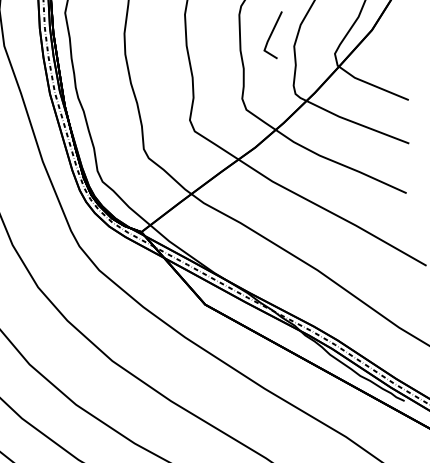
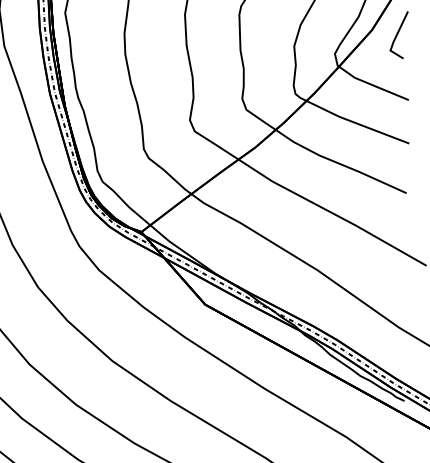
line position: (272, 34) -> (398, 34) (398, 34)
